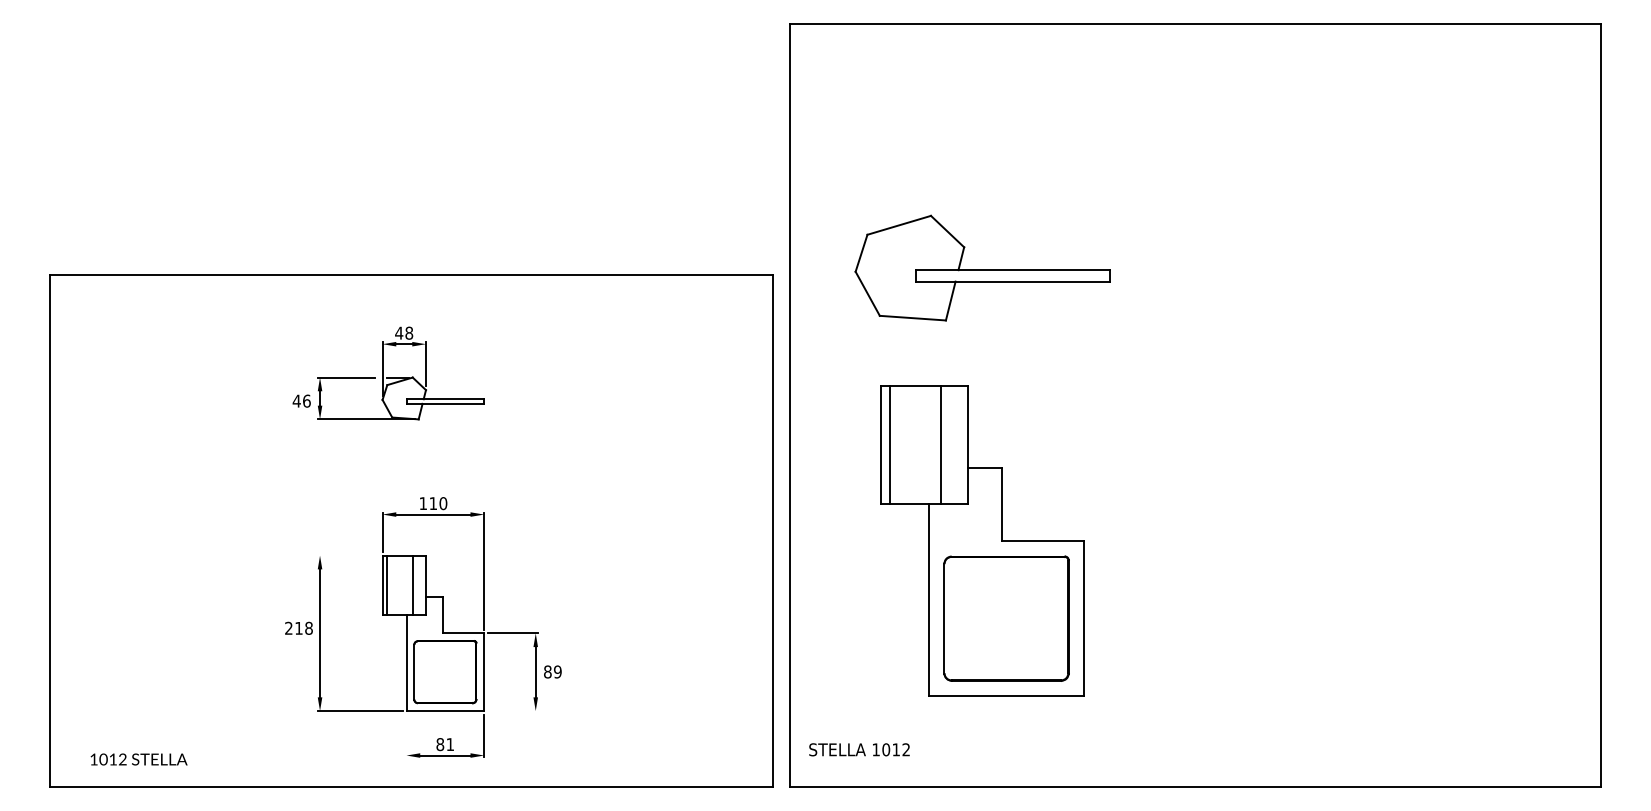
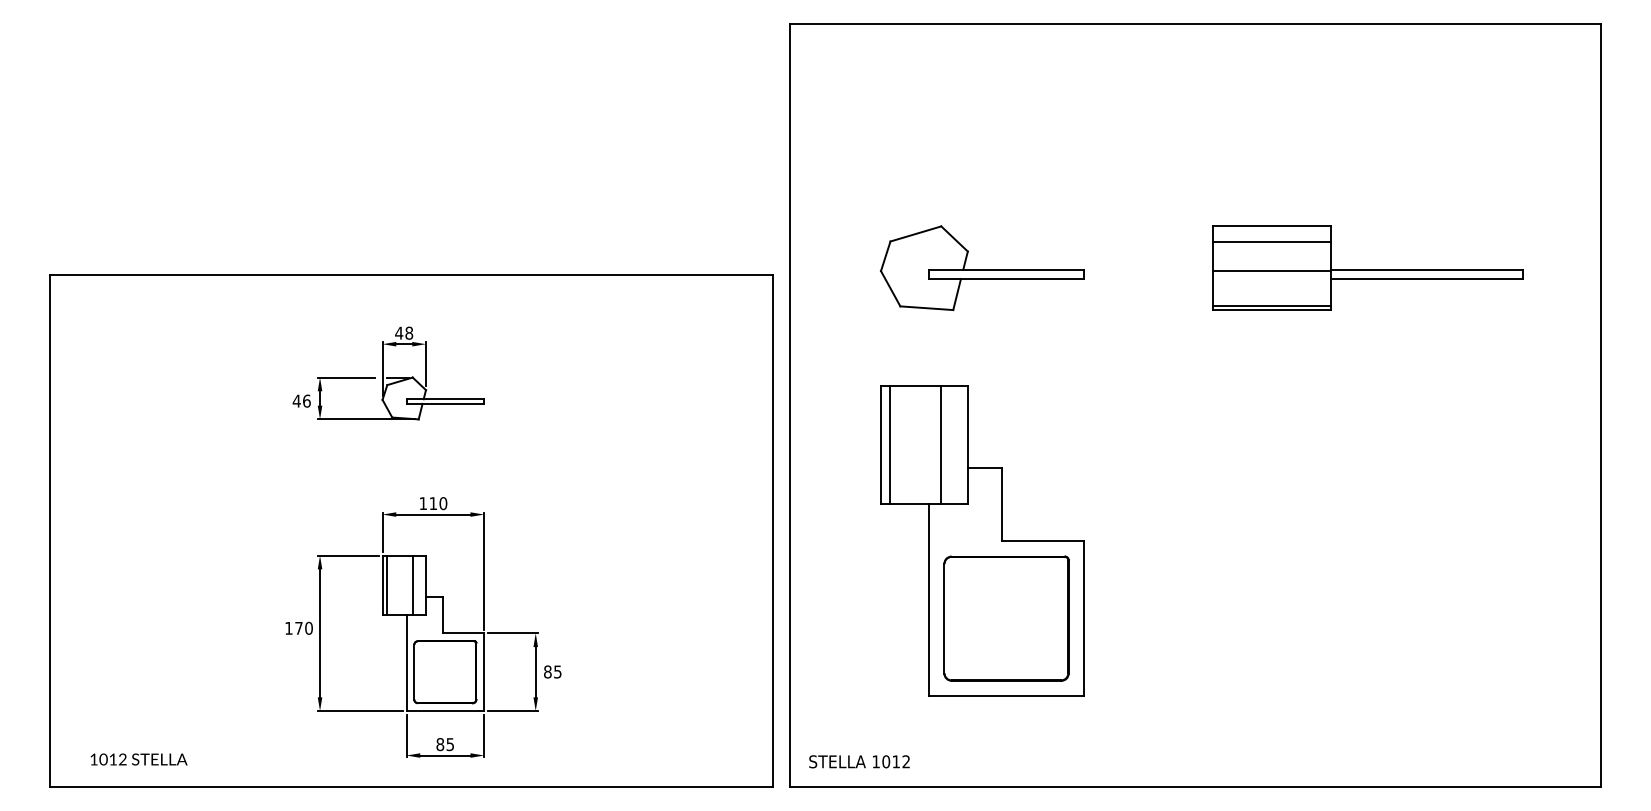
part size: 257x108 px -> 205x87 px (982, 268)
part: none -> present (1367, 267)
line: none -> present (348, 555)
text: 218 -> 170 (298, 627)
text: 89 -> 85 (557, 671)
line: none -> present (512, 711)
line: none -> present (406, 735)
text: 81 -> 85 (449, 744)
text position: (859, 749) -> (859, 761) (859, 761)
